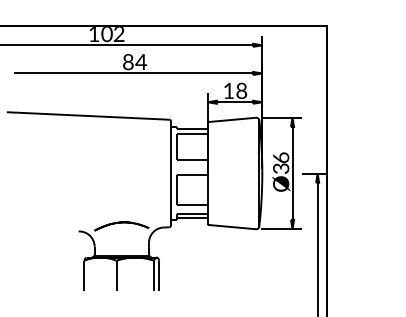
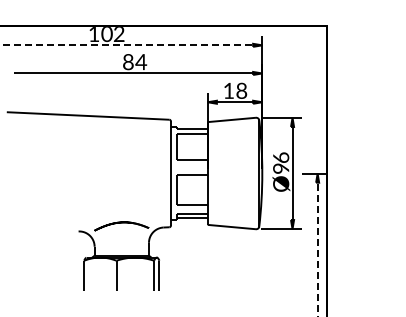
line: solid -> dashed (127, 45)
text: Ø3 -> Ø9 (281, 168)
line: solid -> dashed (317, 249)
